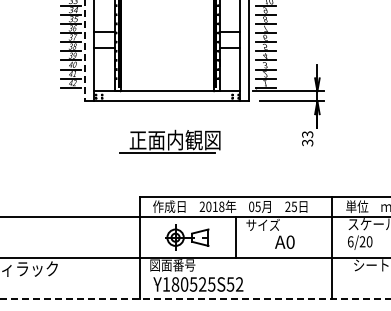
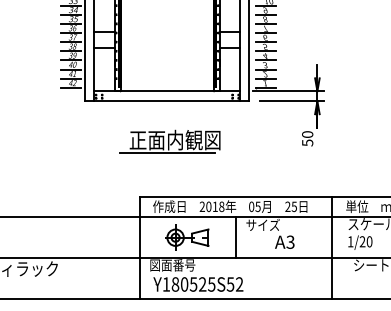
line: dashed -> solid (85, 51)
text: 33 -> 50 (307, 138)
text: A0 -> A3 (290, 241)
text: 6/20 -> 1/20 (350, 241)
line: dashed -> solid (195, 299)
